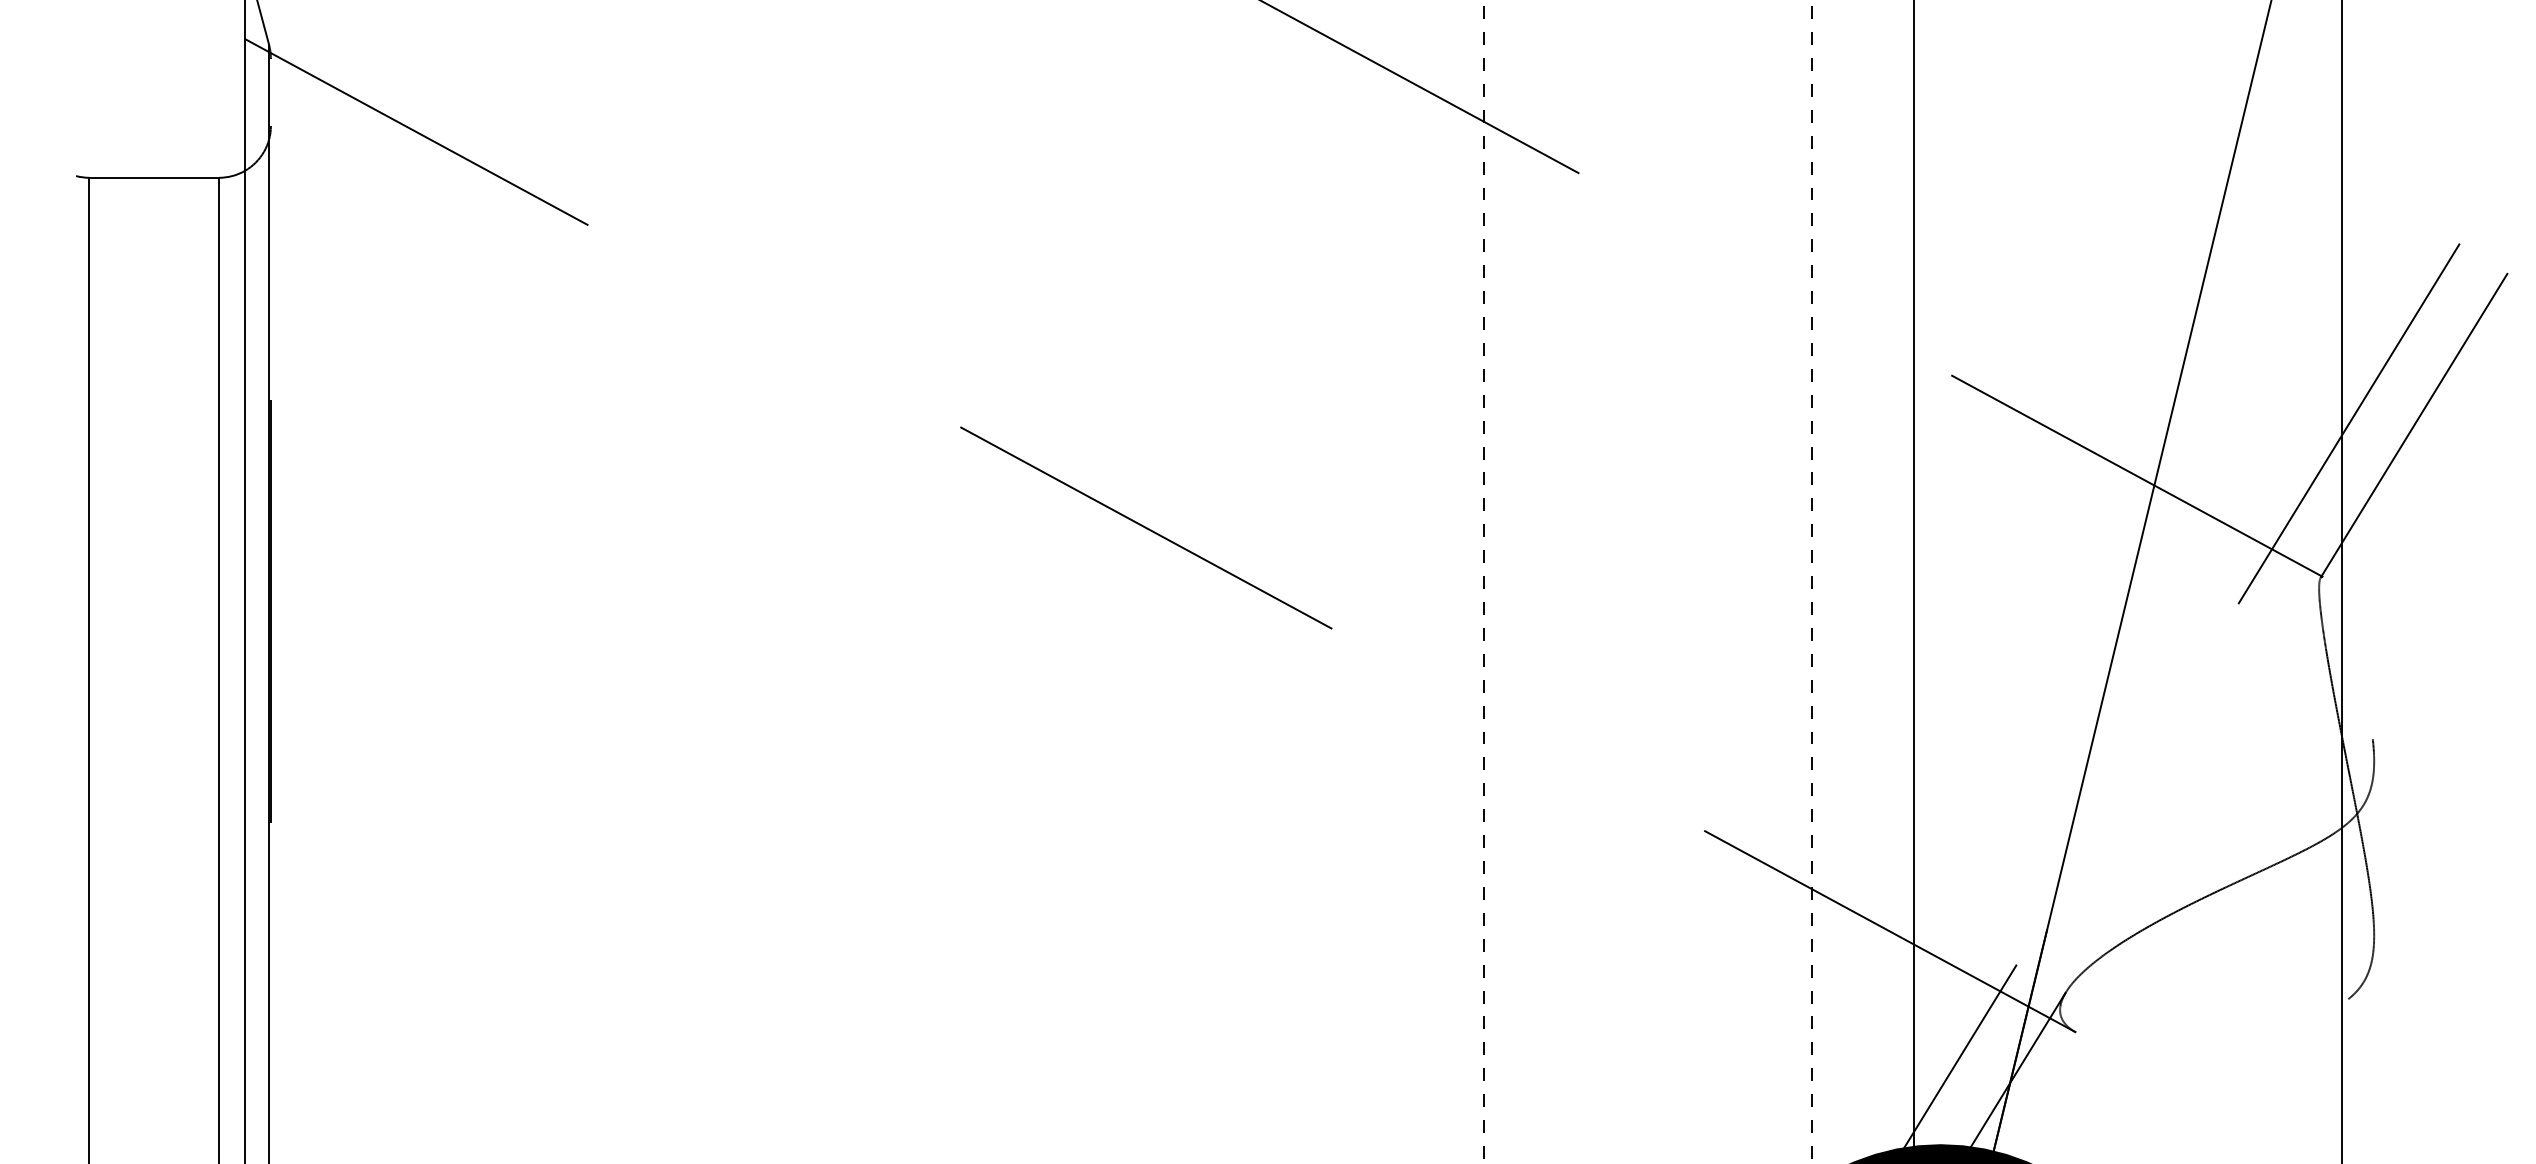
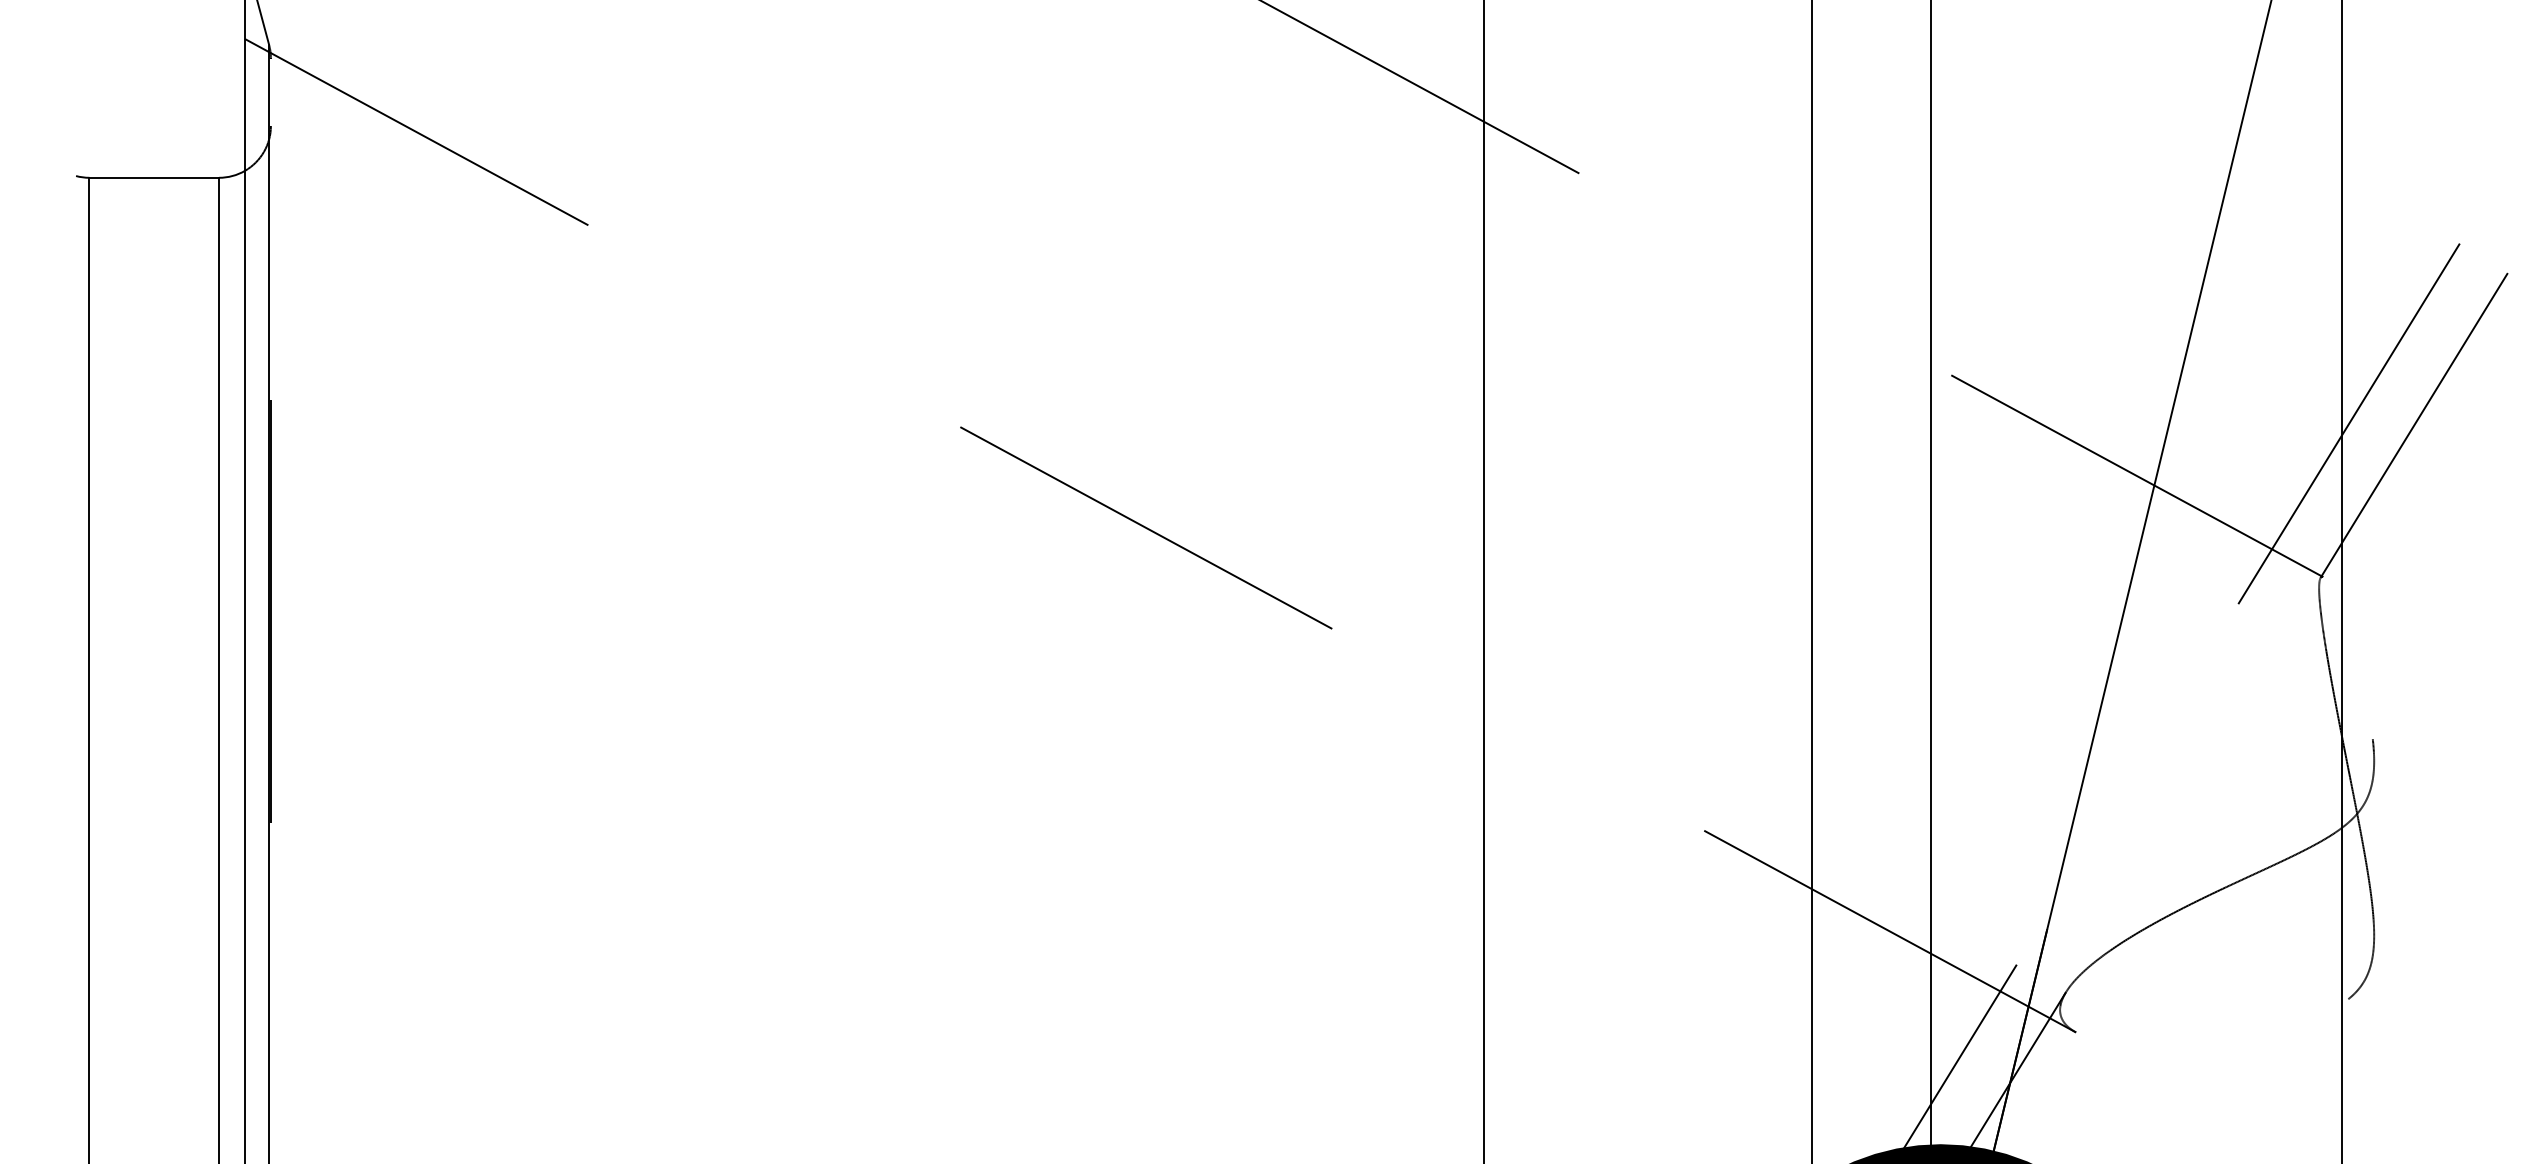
line: dashed -> solid (1484, 581)
line: dashed -> solid (1812, 581)
line position: (1913, 581) -> (1930, 581) (1930, 581)
